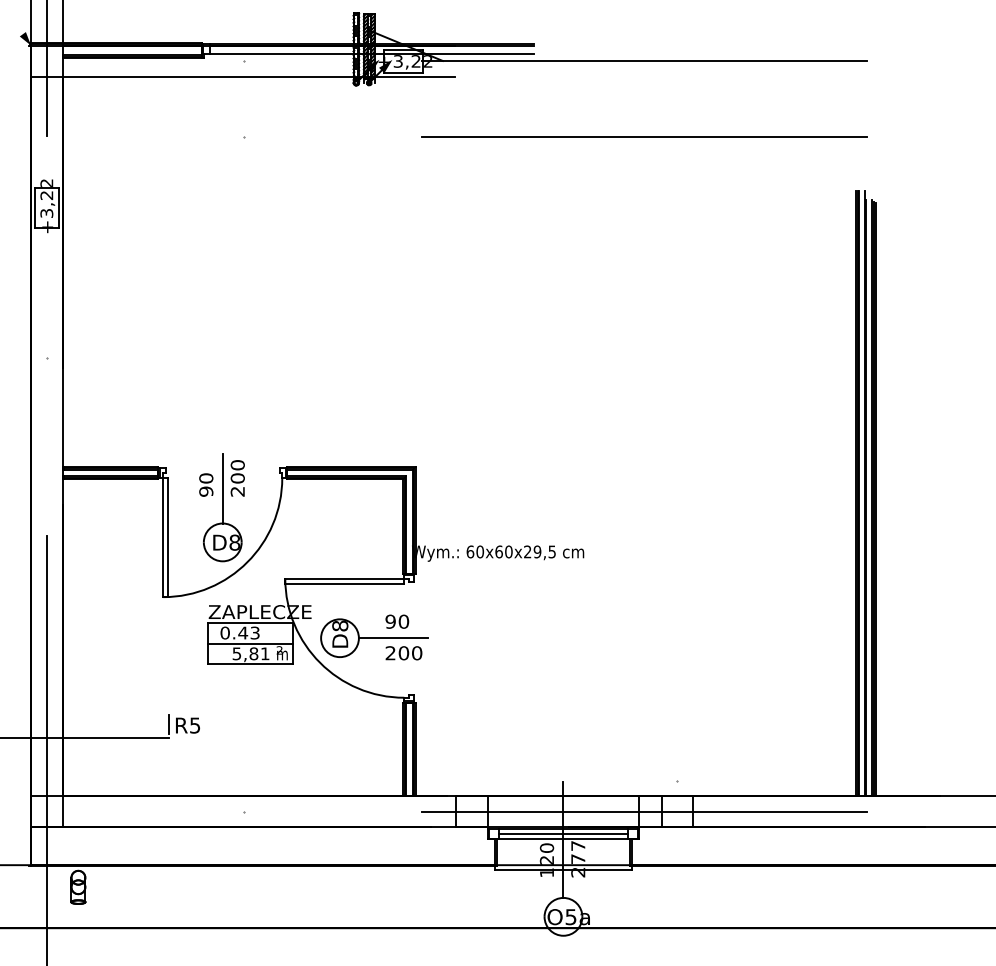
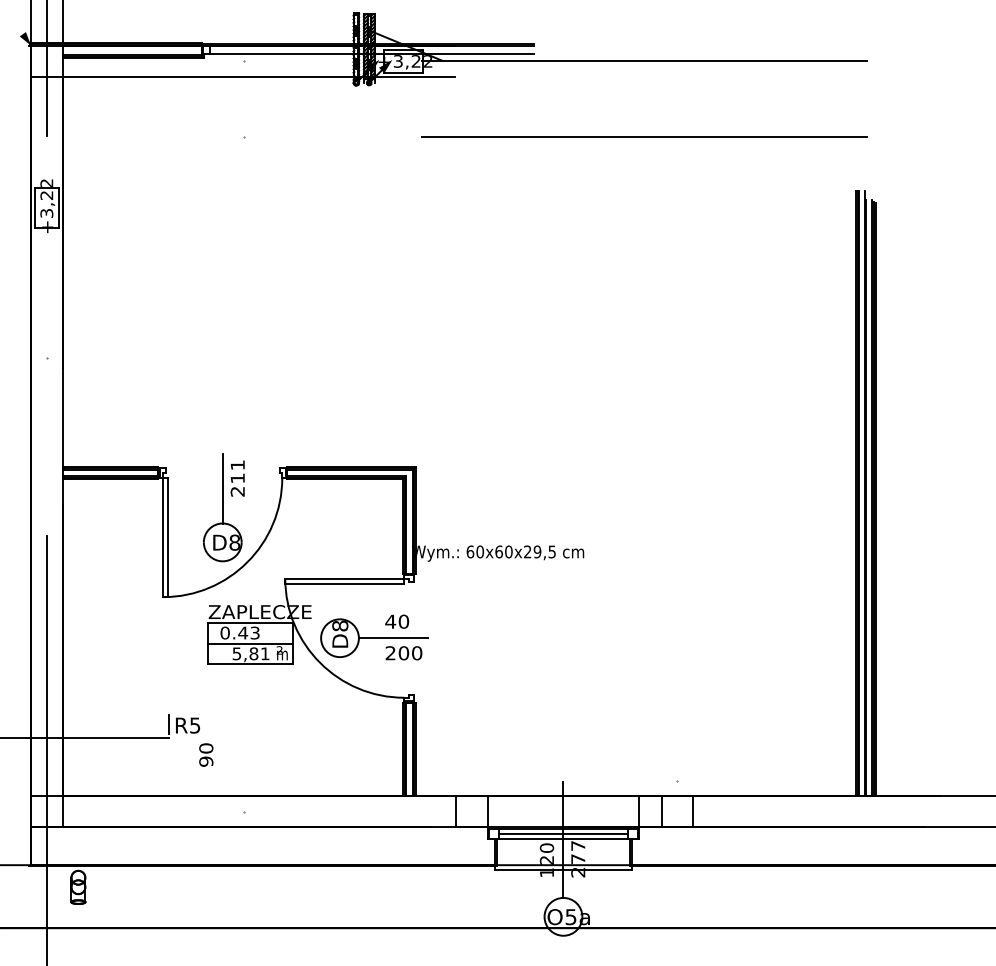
text: 200 -> 211 (237, 471)
text position: (206, 484) -> (206, 754) (206, 754)
text: 90 -> 40 (390, 621)
line: present -> none (644, 811)
